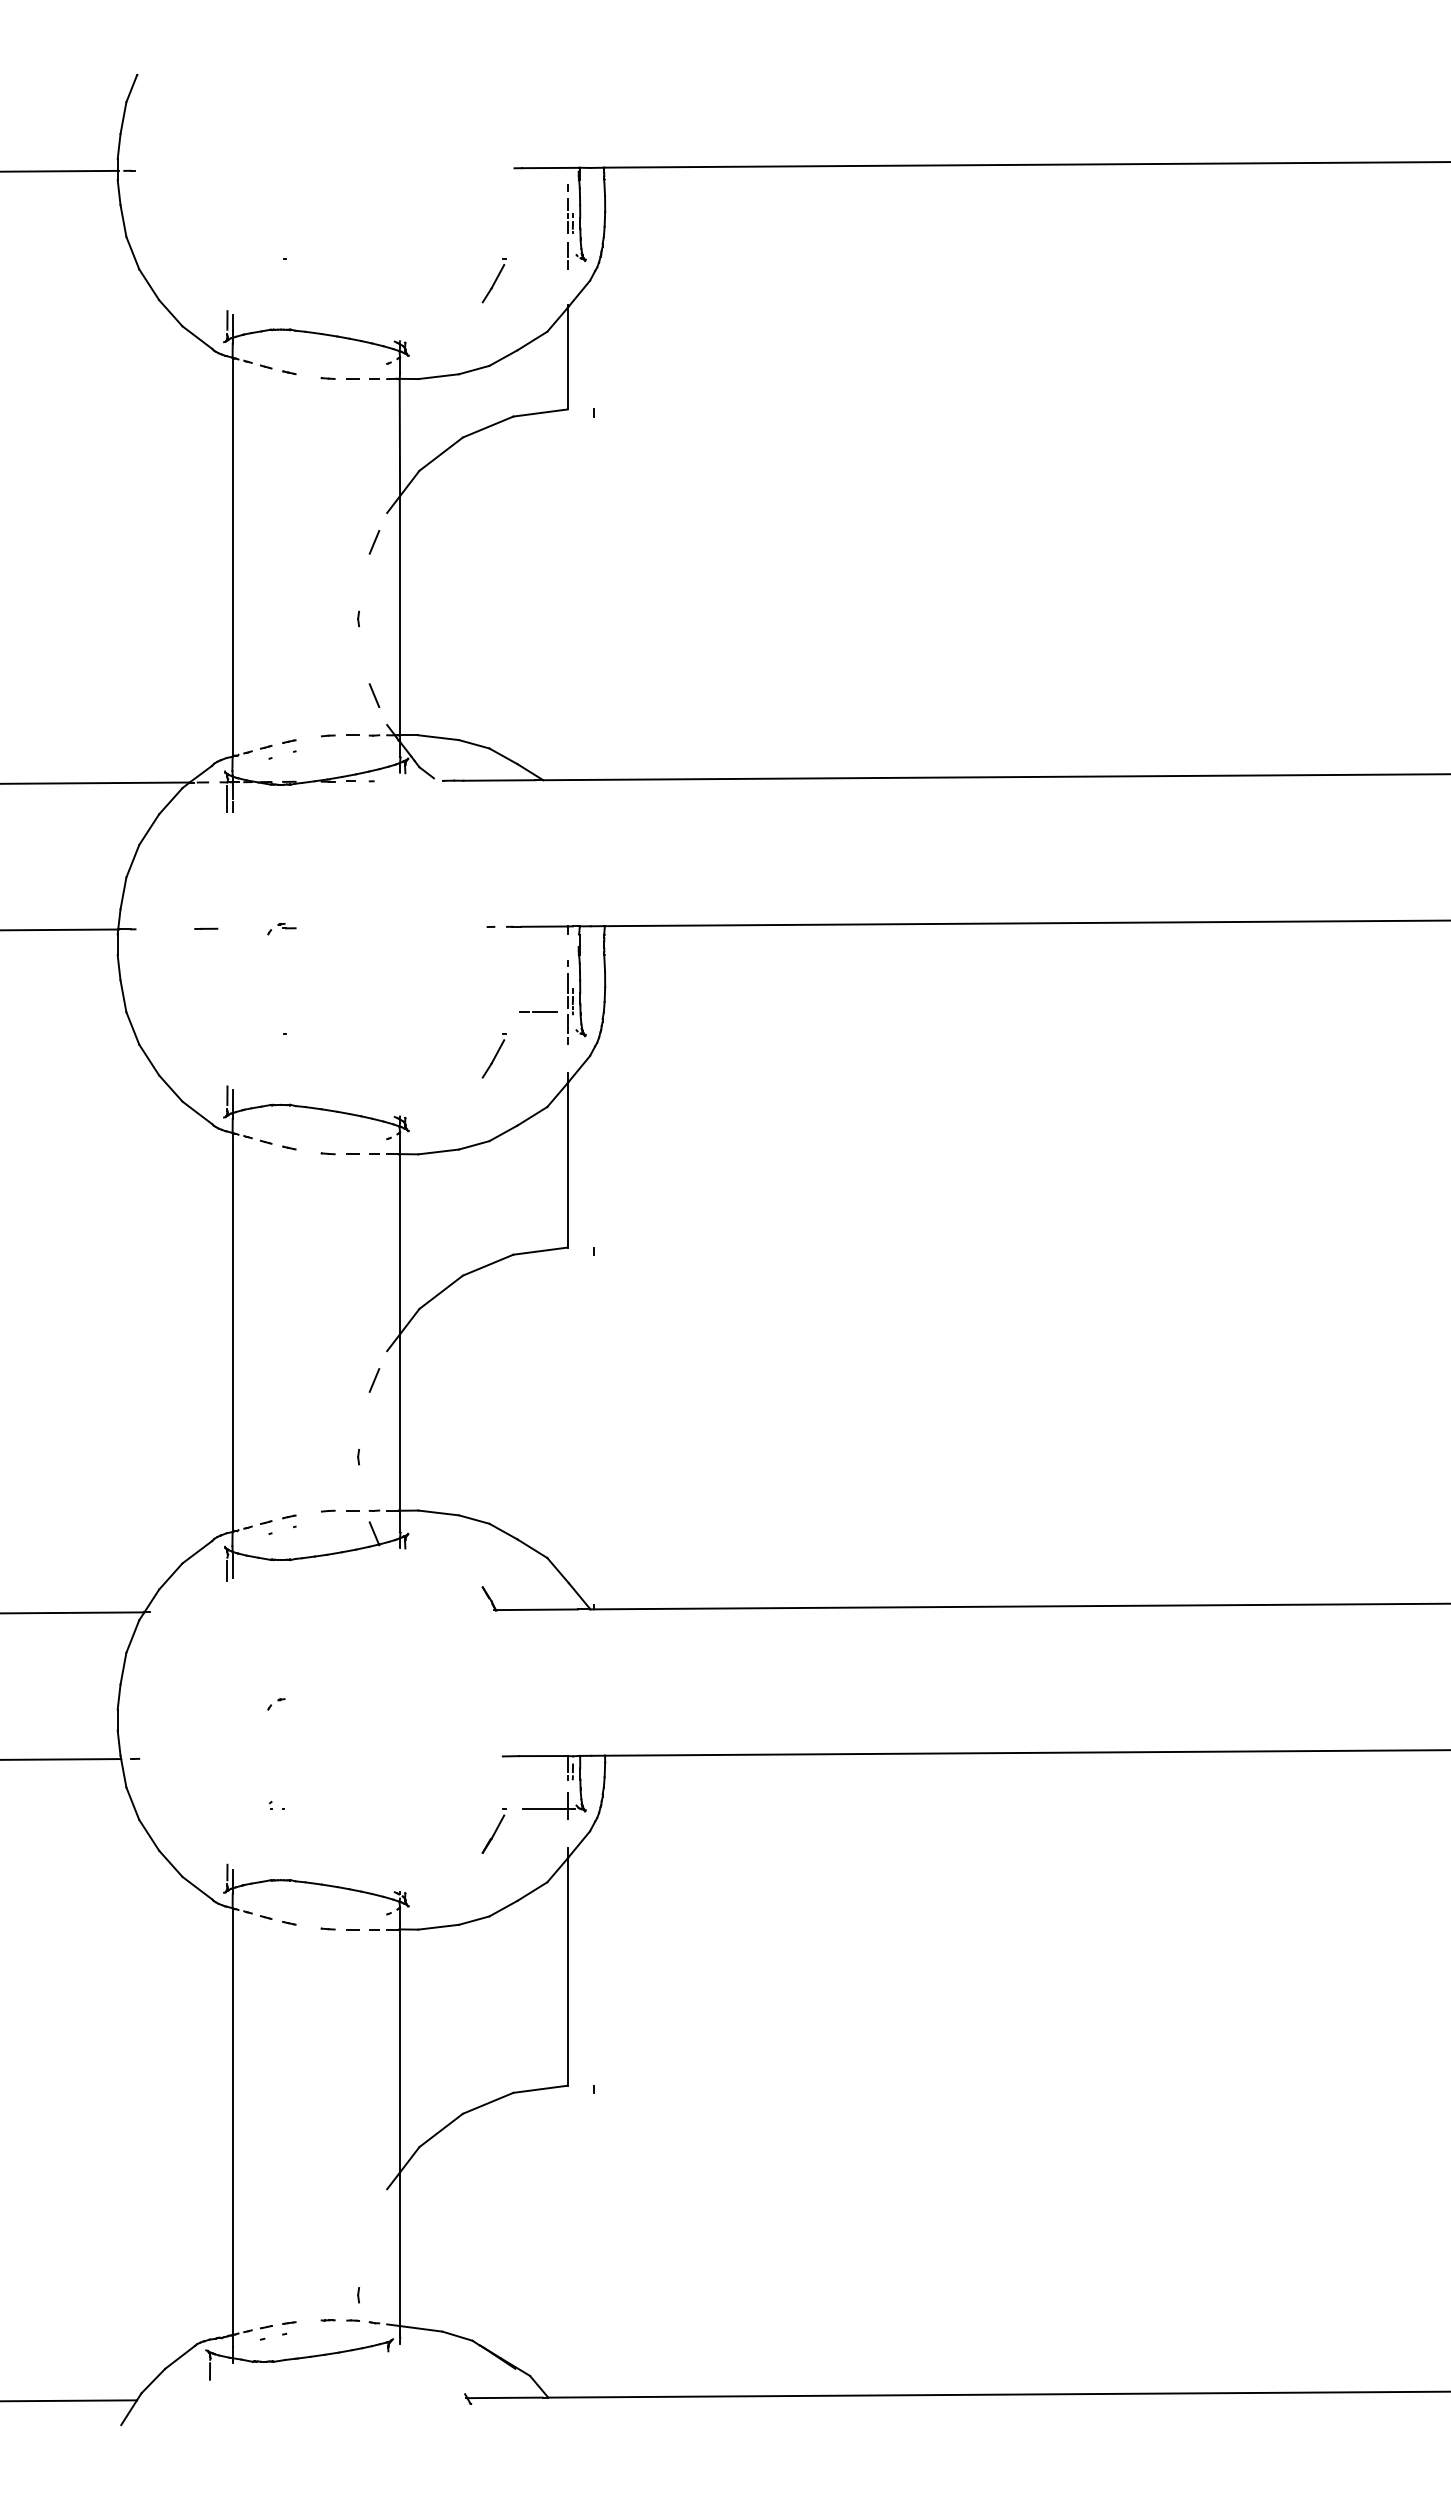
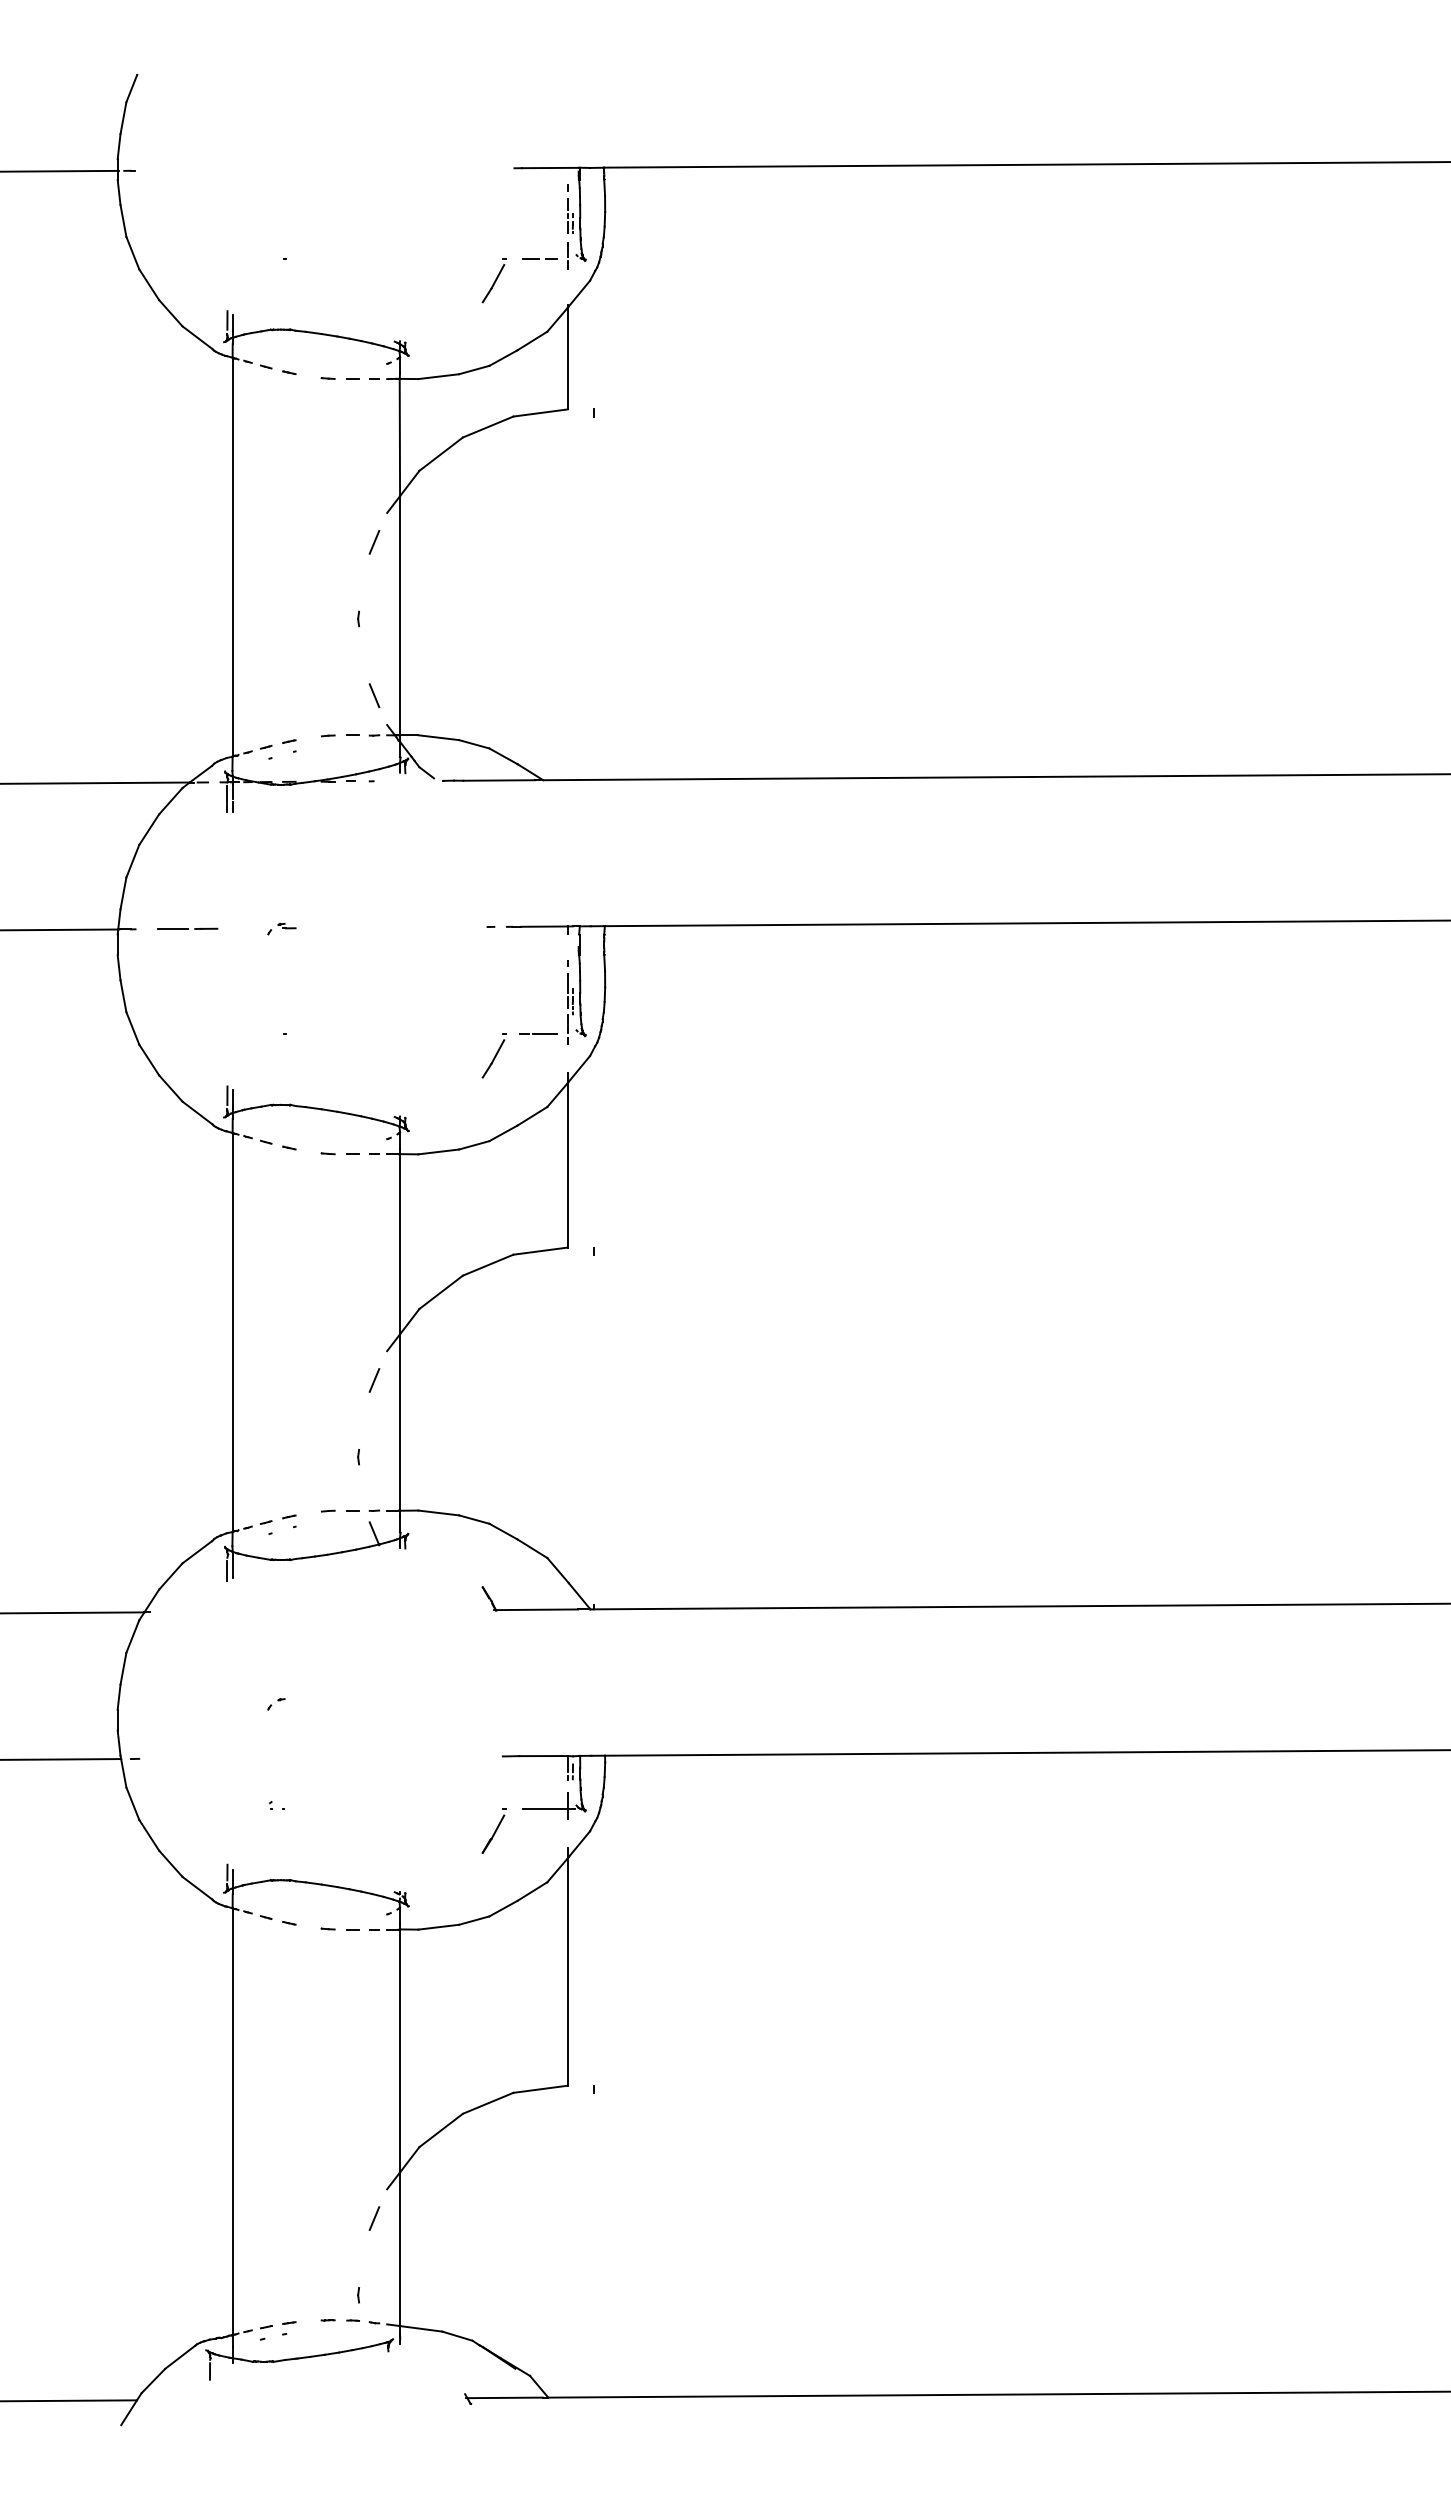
line: none -> present (539, 258)
line: none -> present (172, 929)
line position: (538, 1011) -> (538, 1033) (538, 1033)
line: none -> present (374, 2218)
